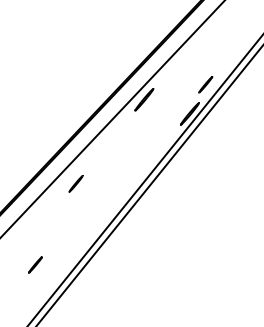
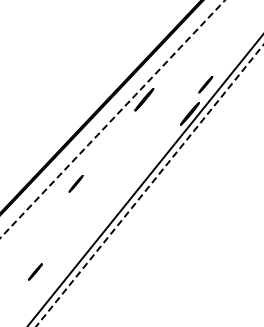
line: solid -> dashed (112, 119)
line: solid -> dashed (150, 185)
line position: (35, 264) -> (35, 271) (35, 271)
